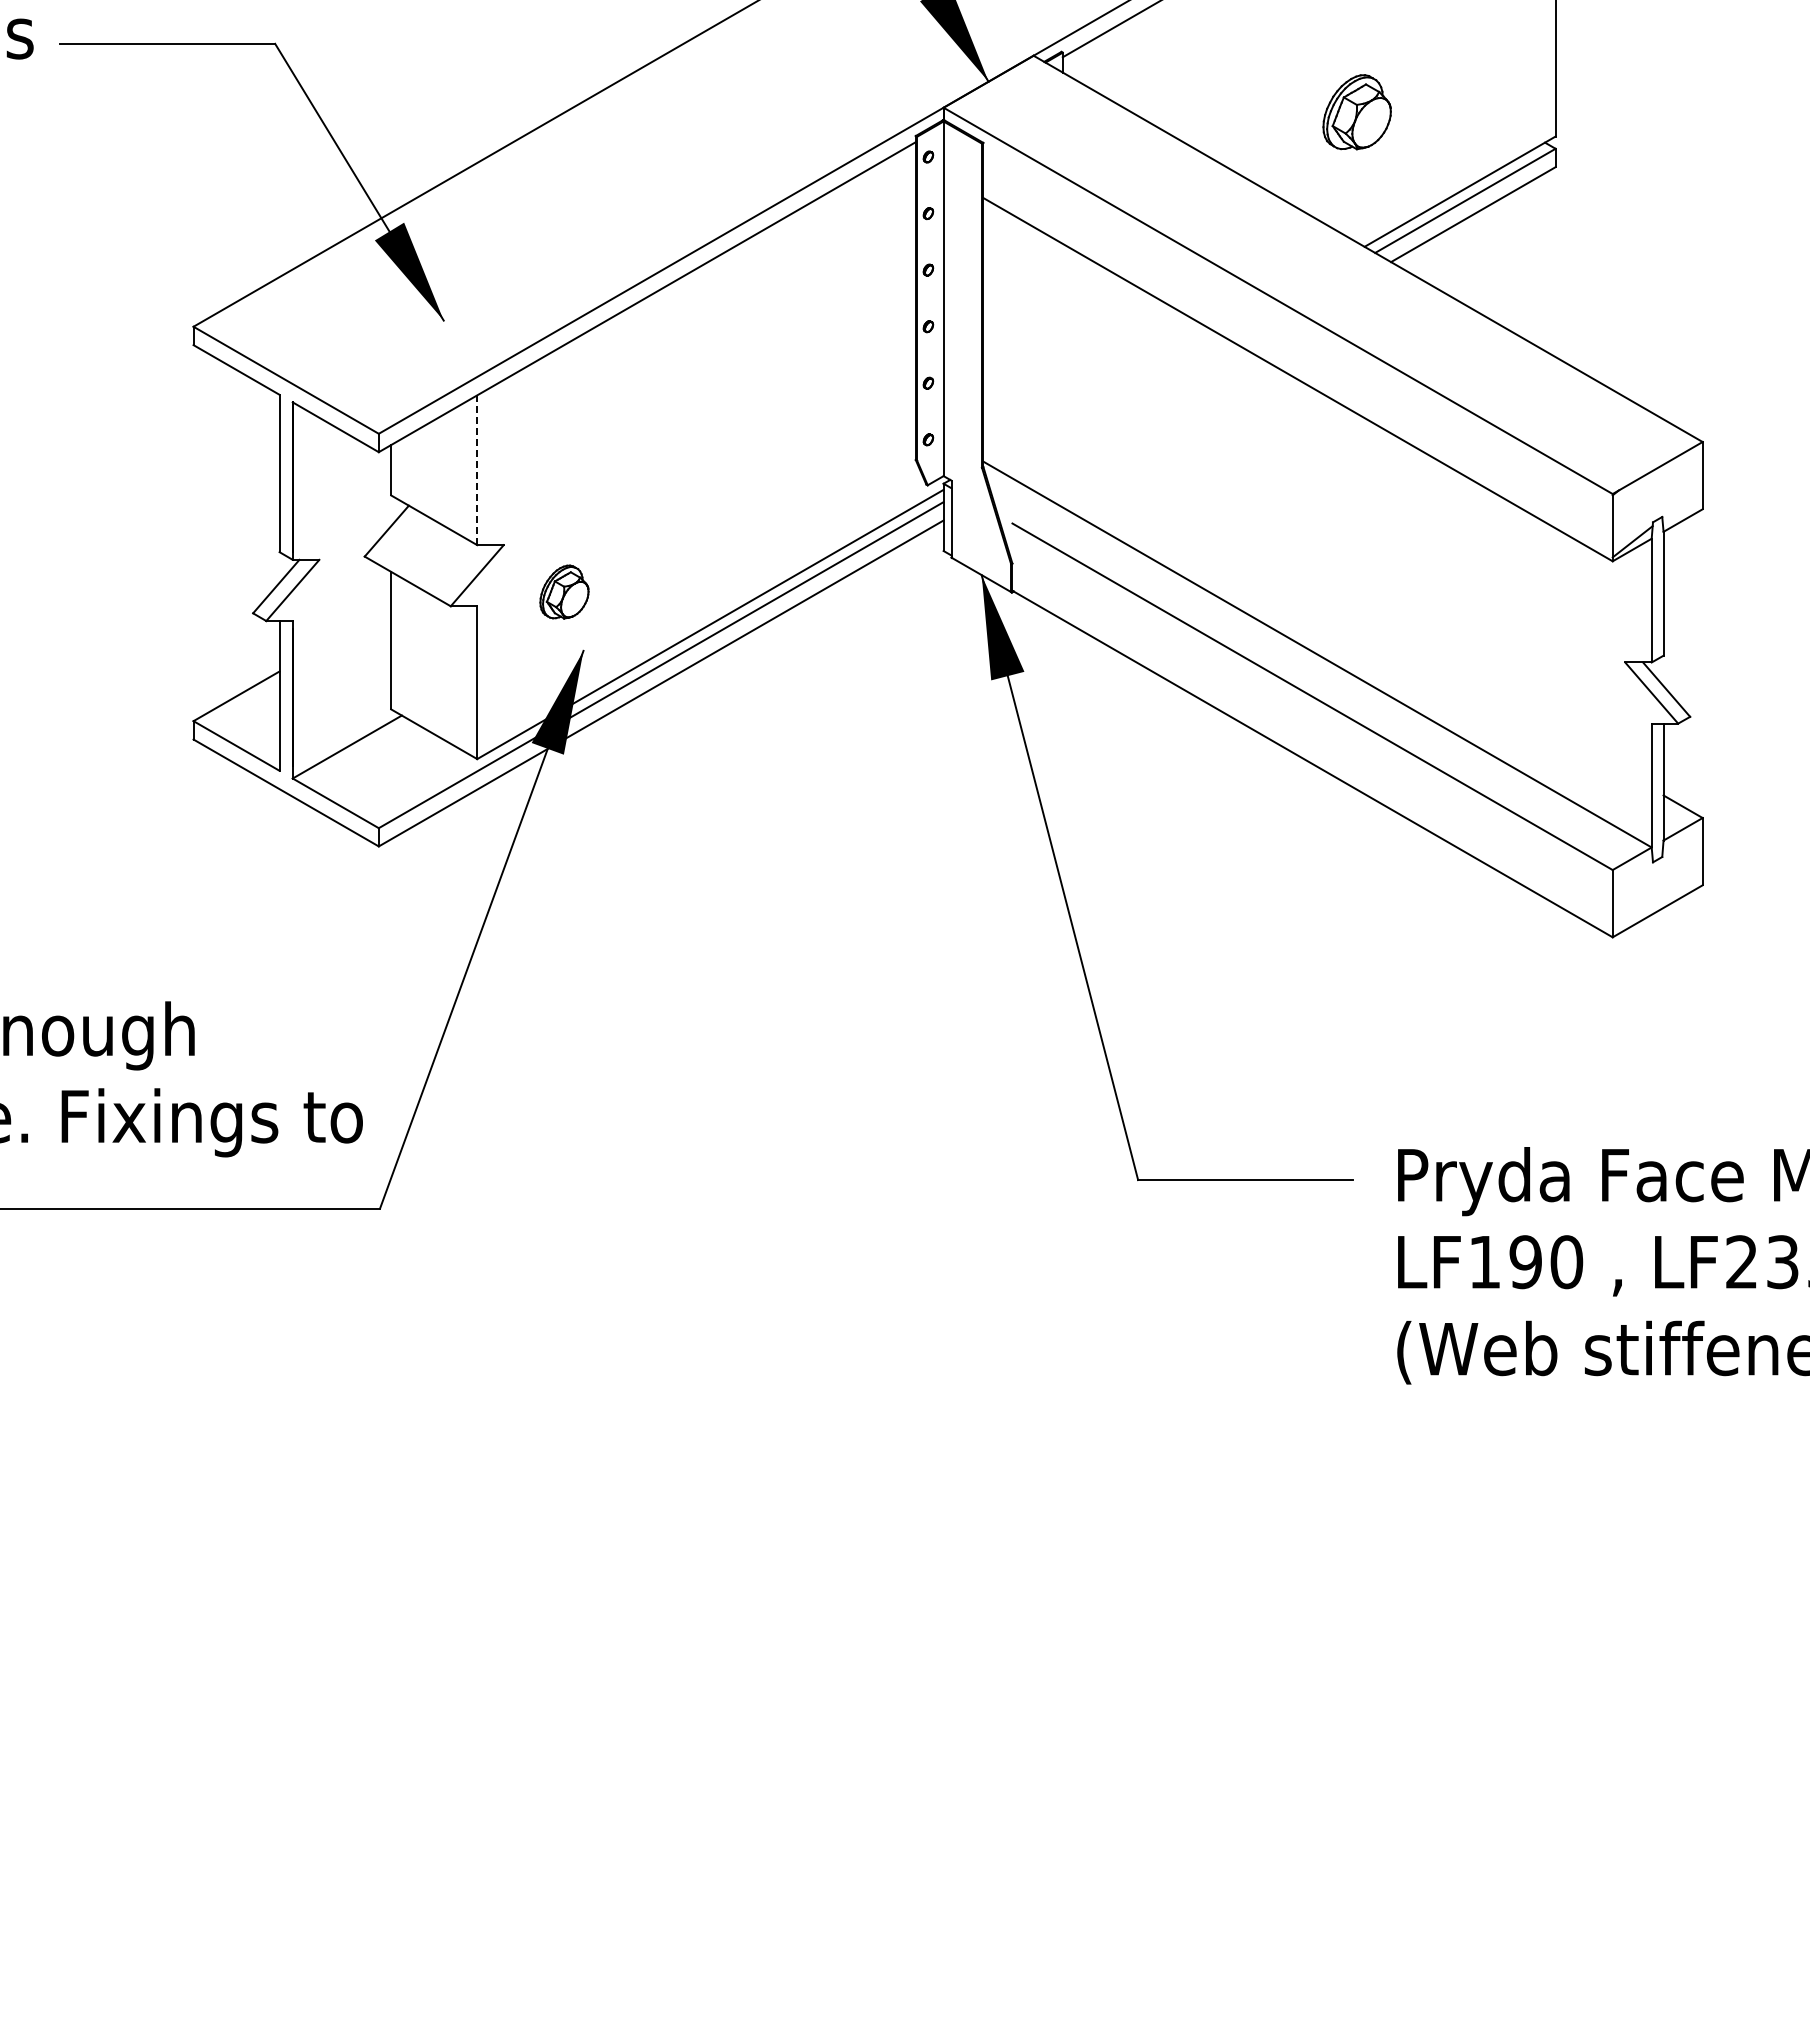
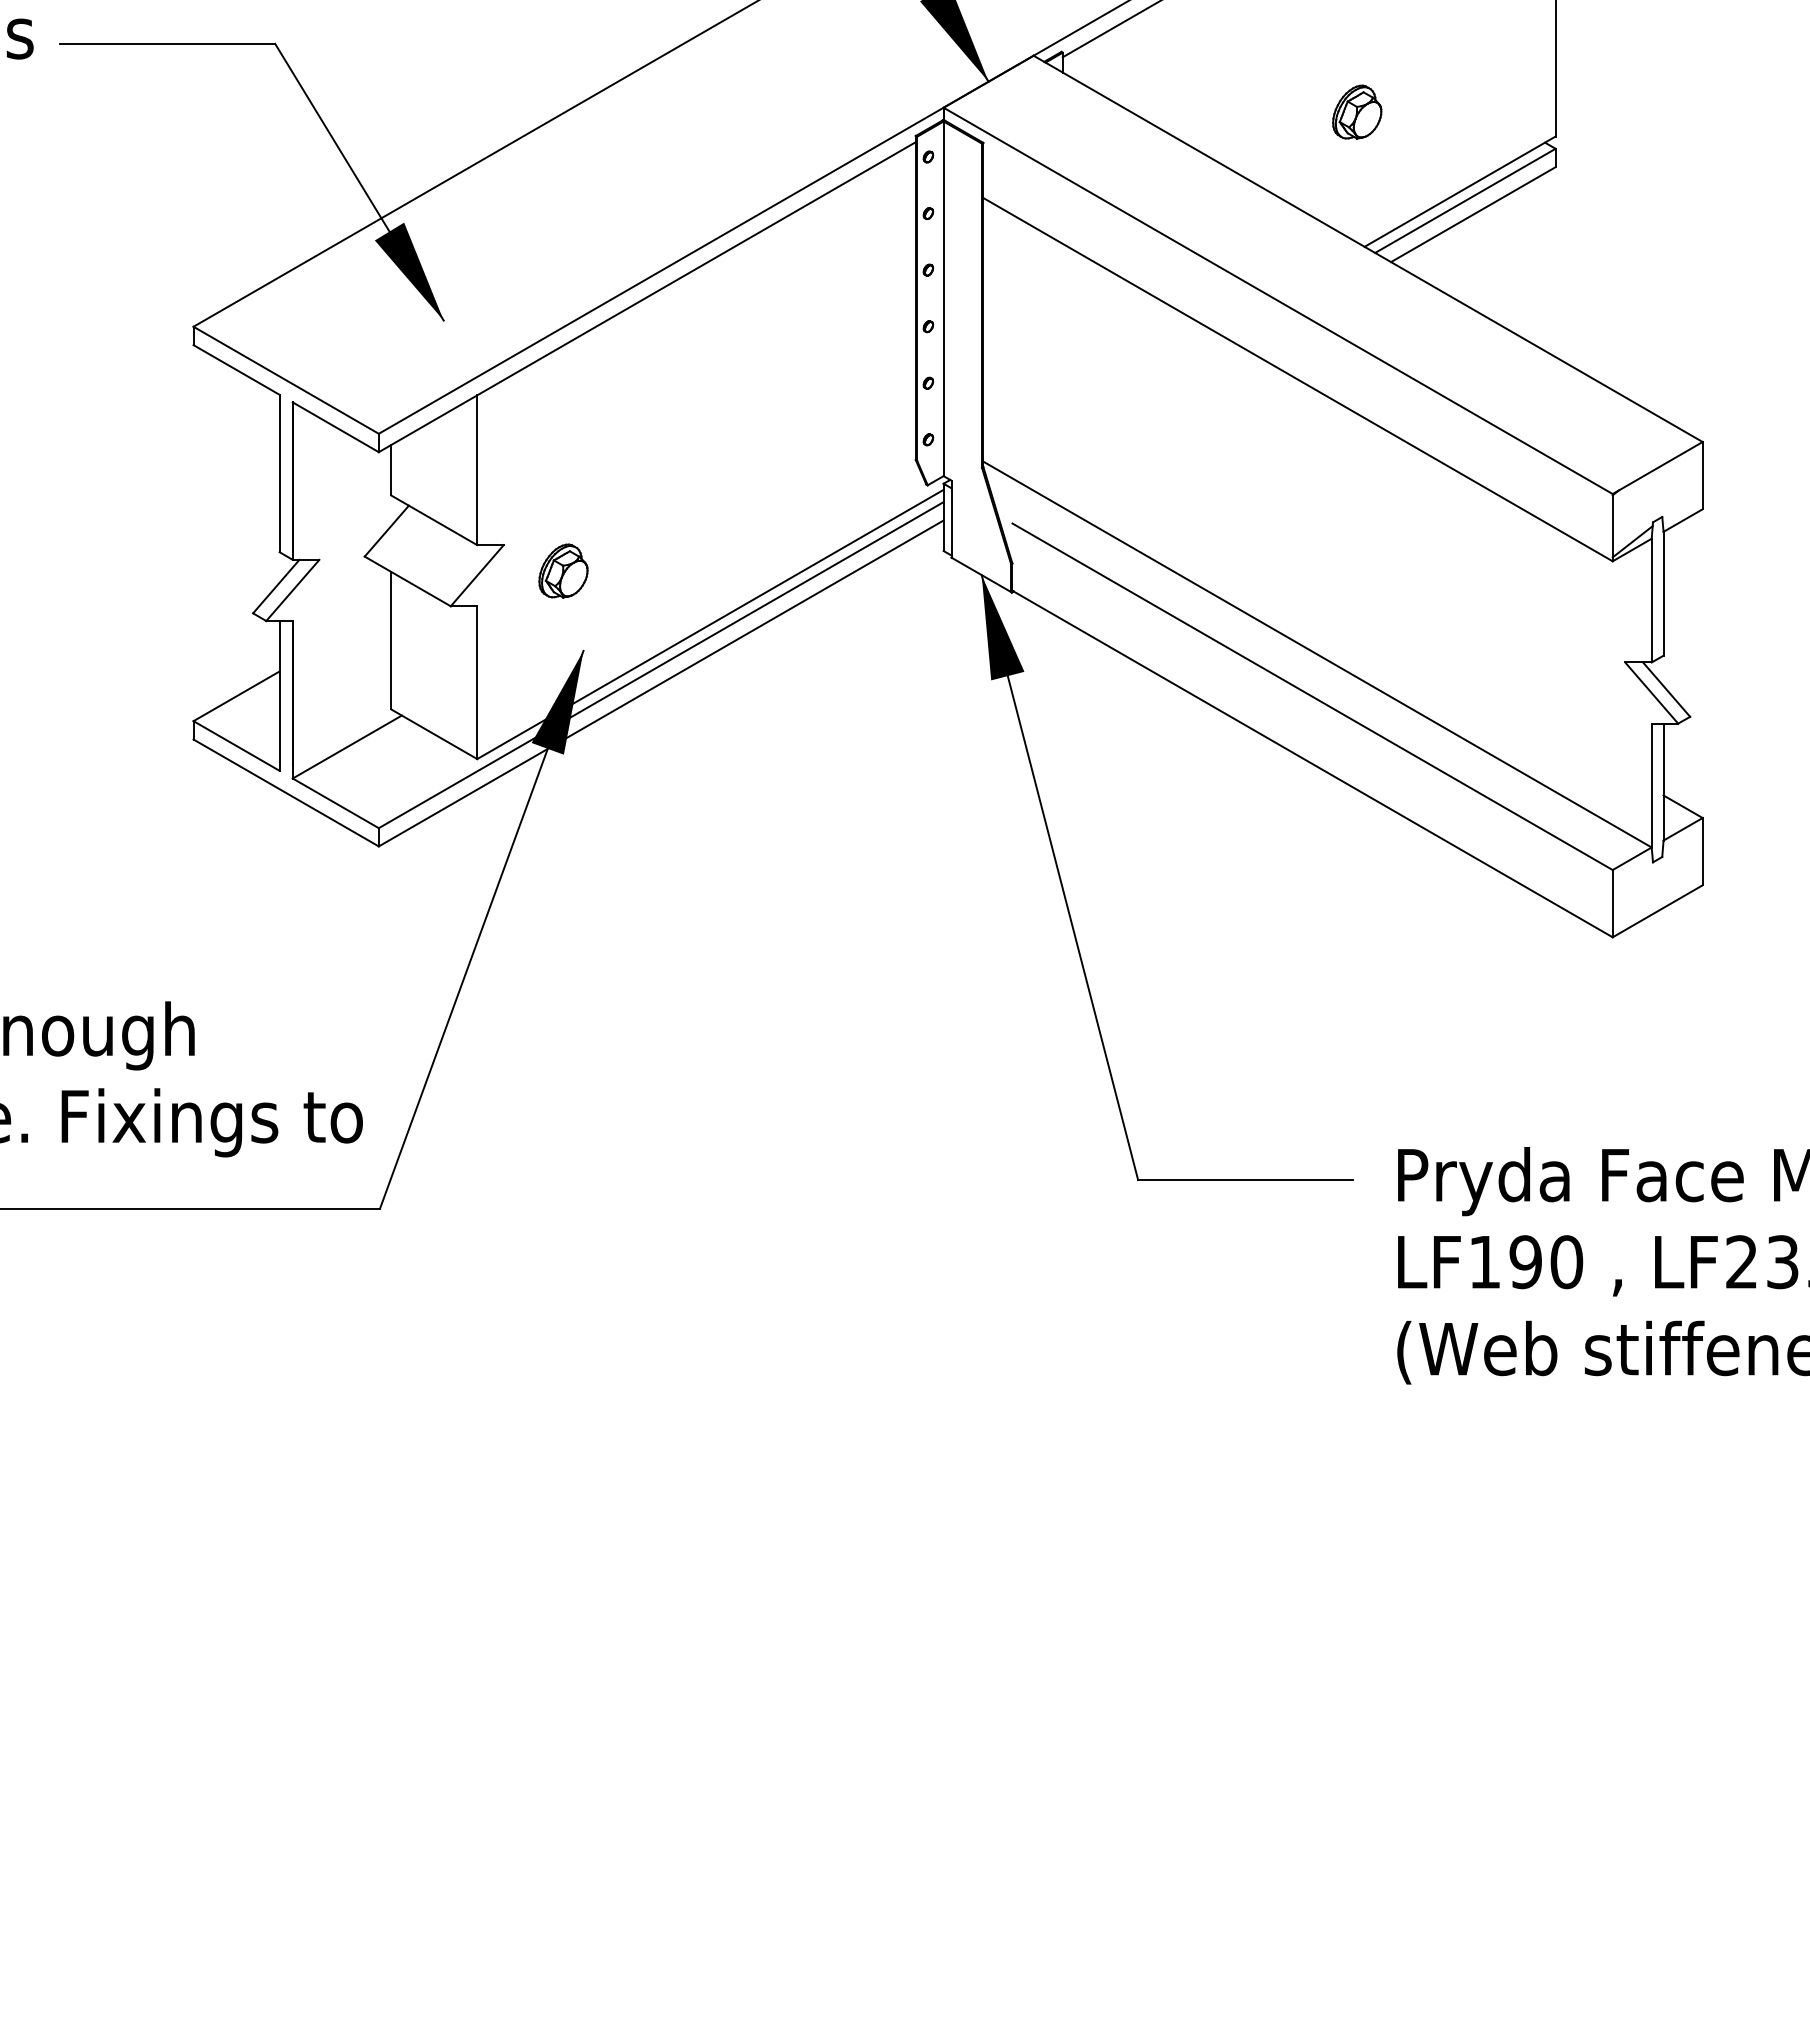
part size: 70x77 px -> 51x56 px (1357, 111)
line: dashed -> solid (477, 470)
part position: (564, 591) -> (563, 570) (563, 570)
